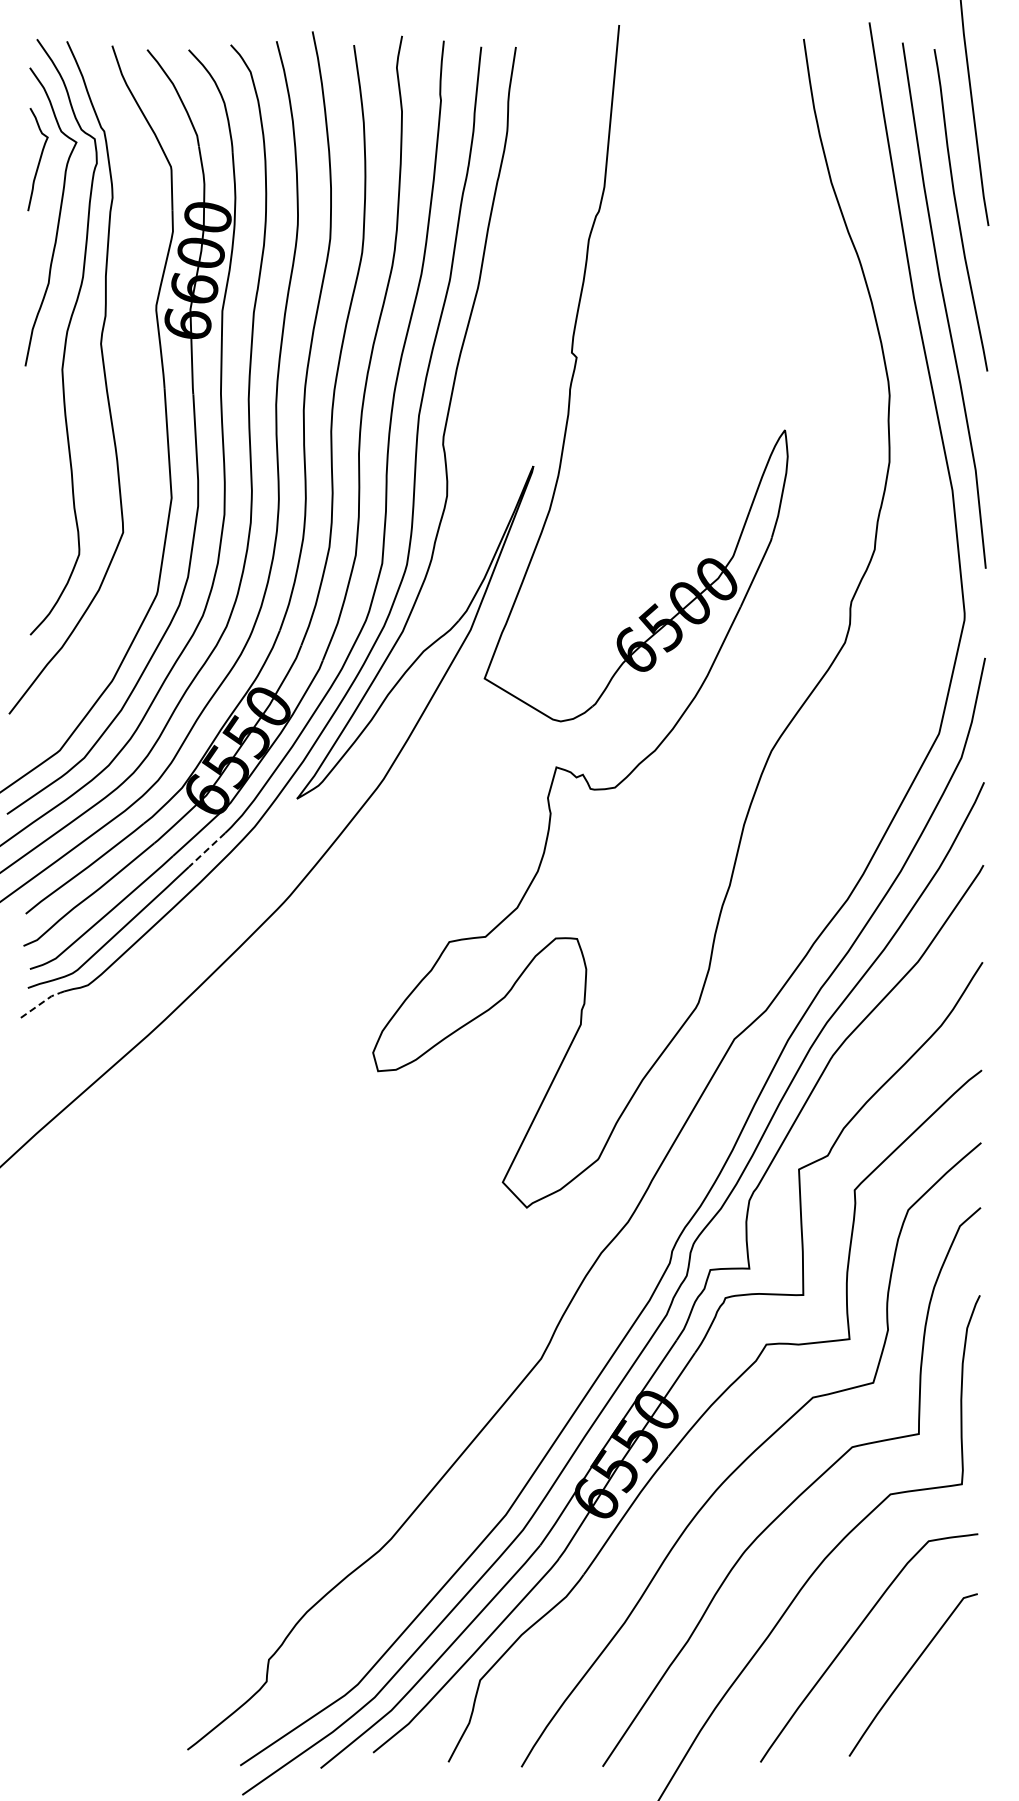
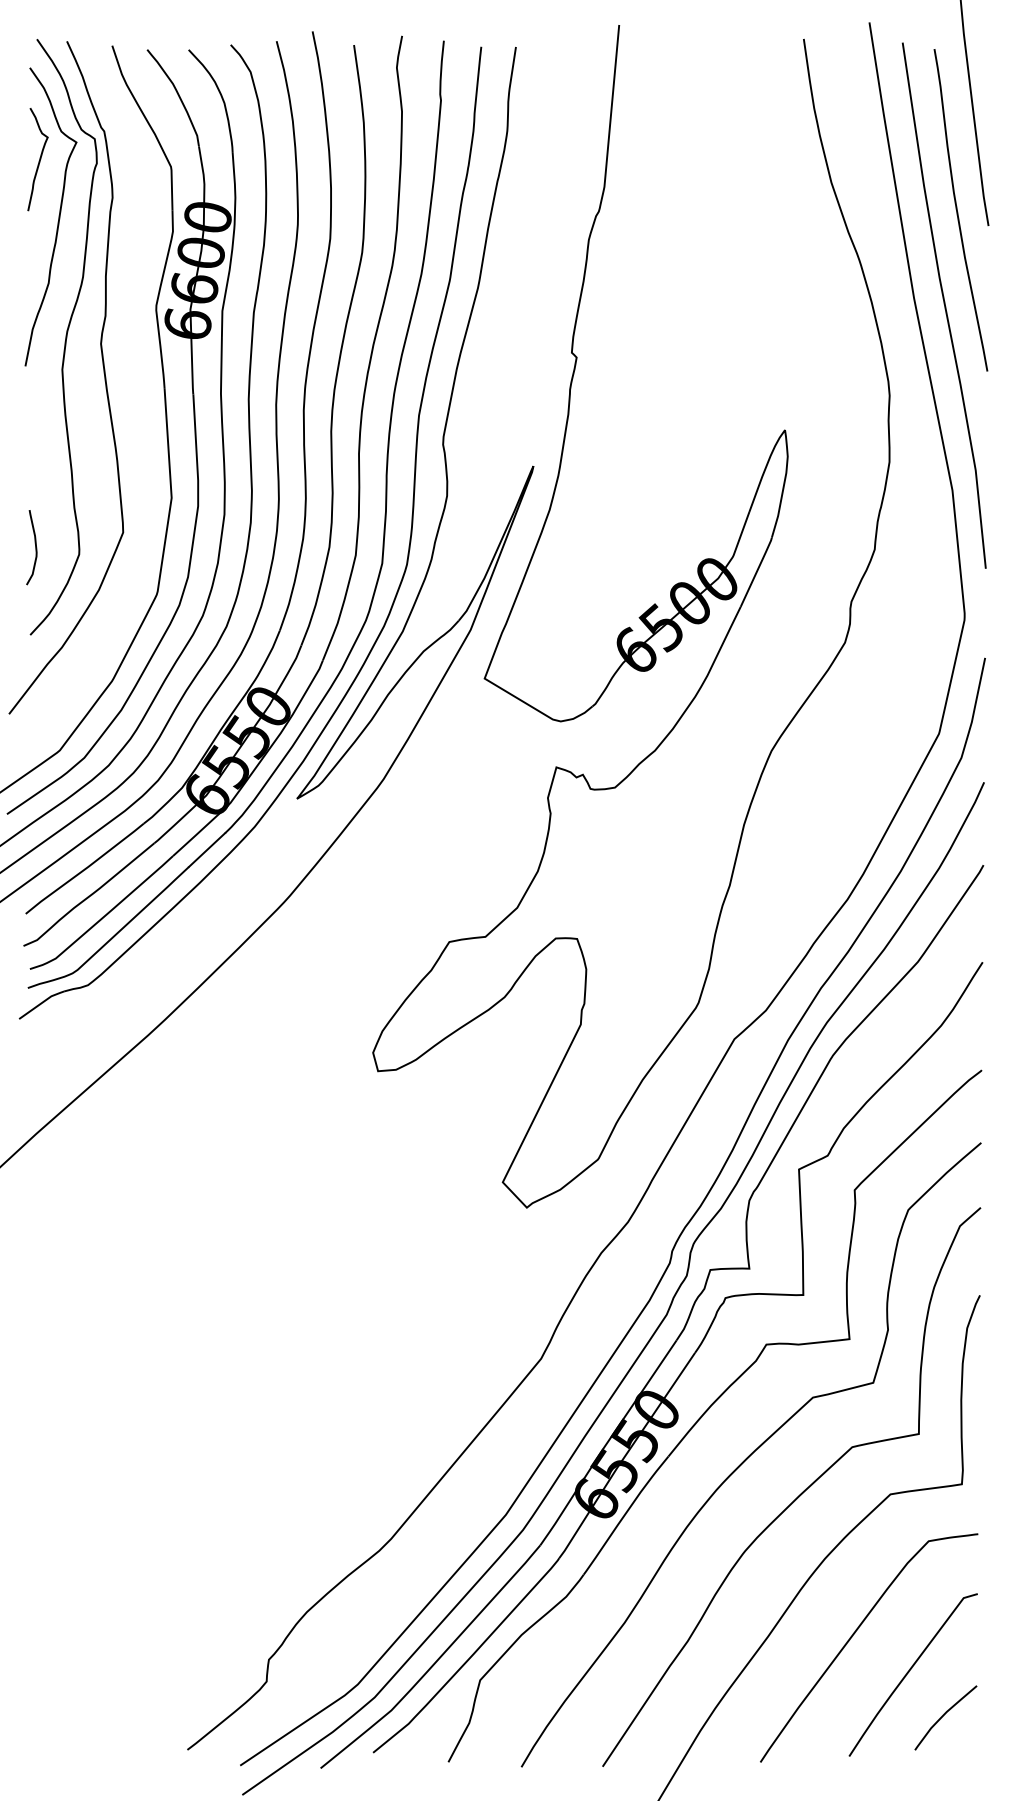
curve: none -> present (35, 547)
line: dashed -> solid (207, 850)
line: dashed -> solid (41, 1003)
curve: none -> present (944, 1715)
